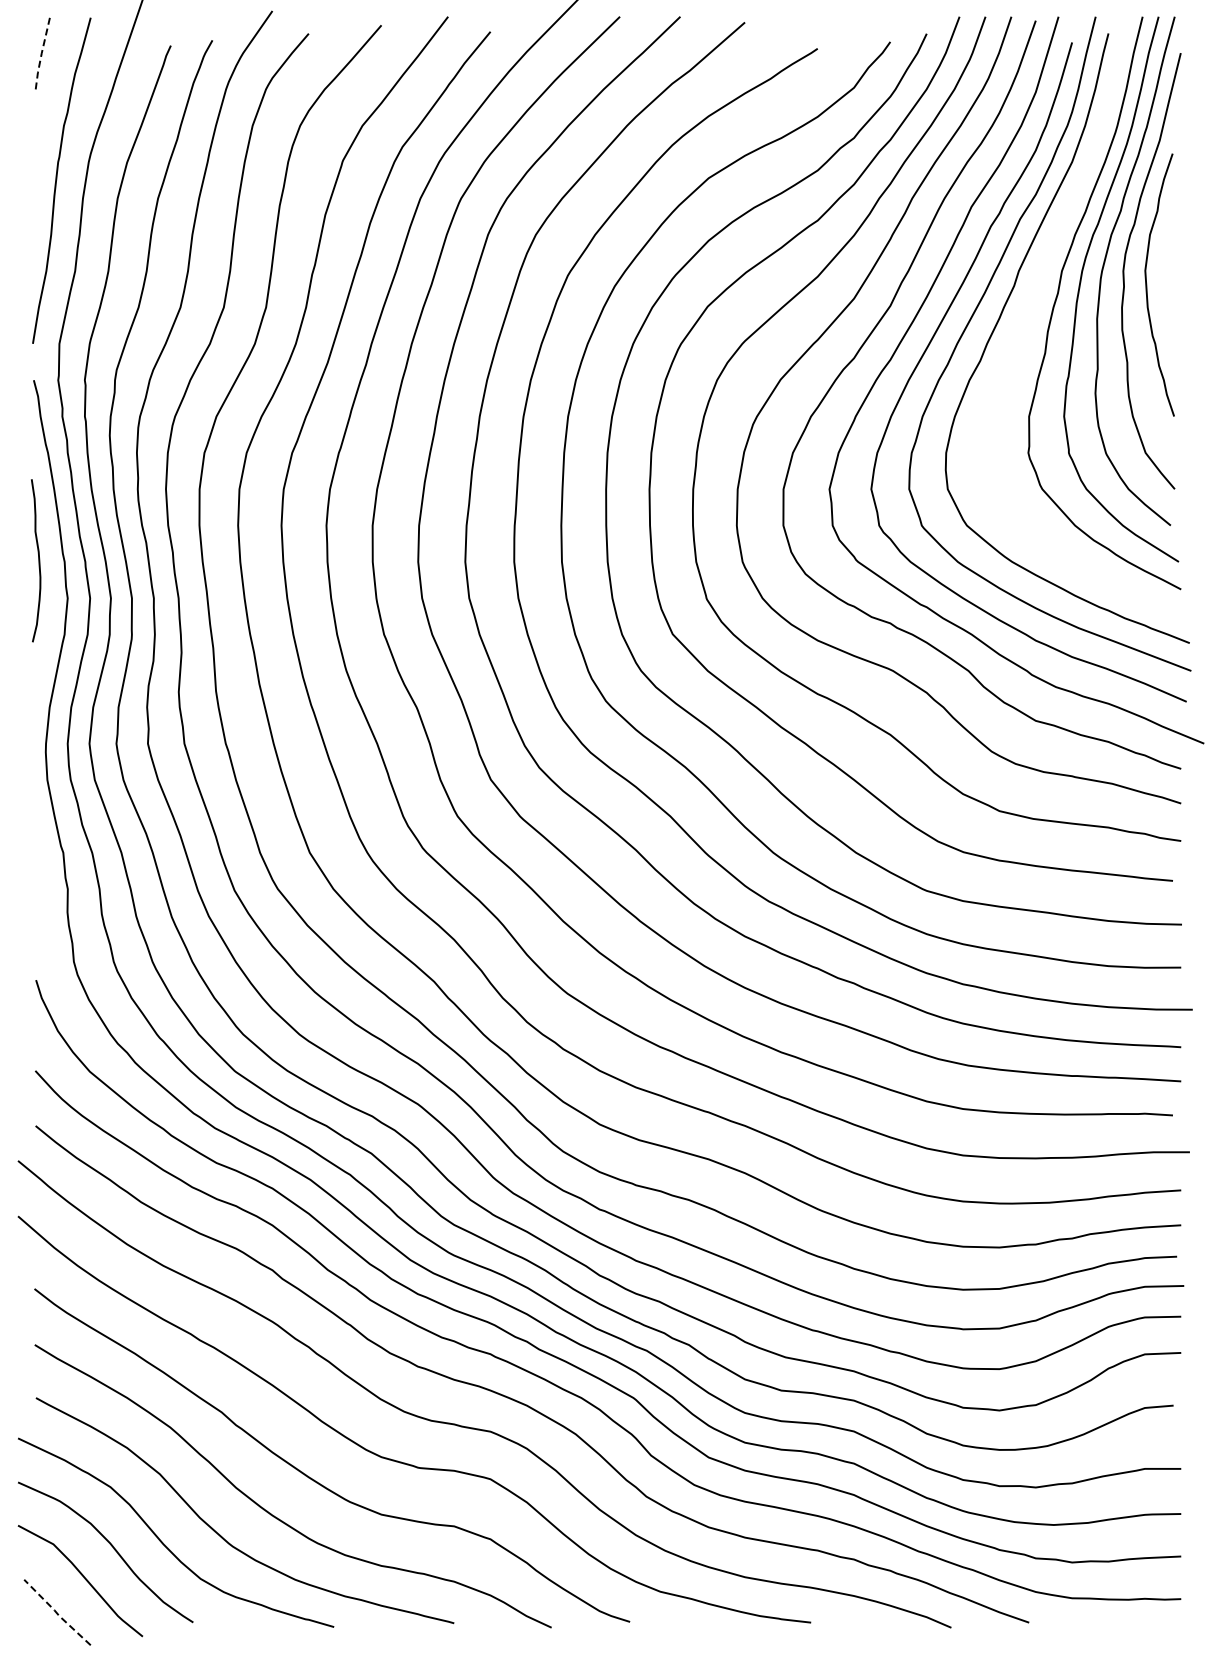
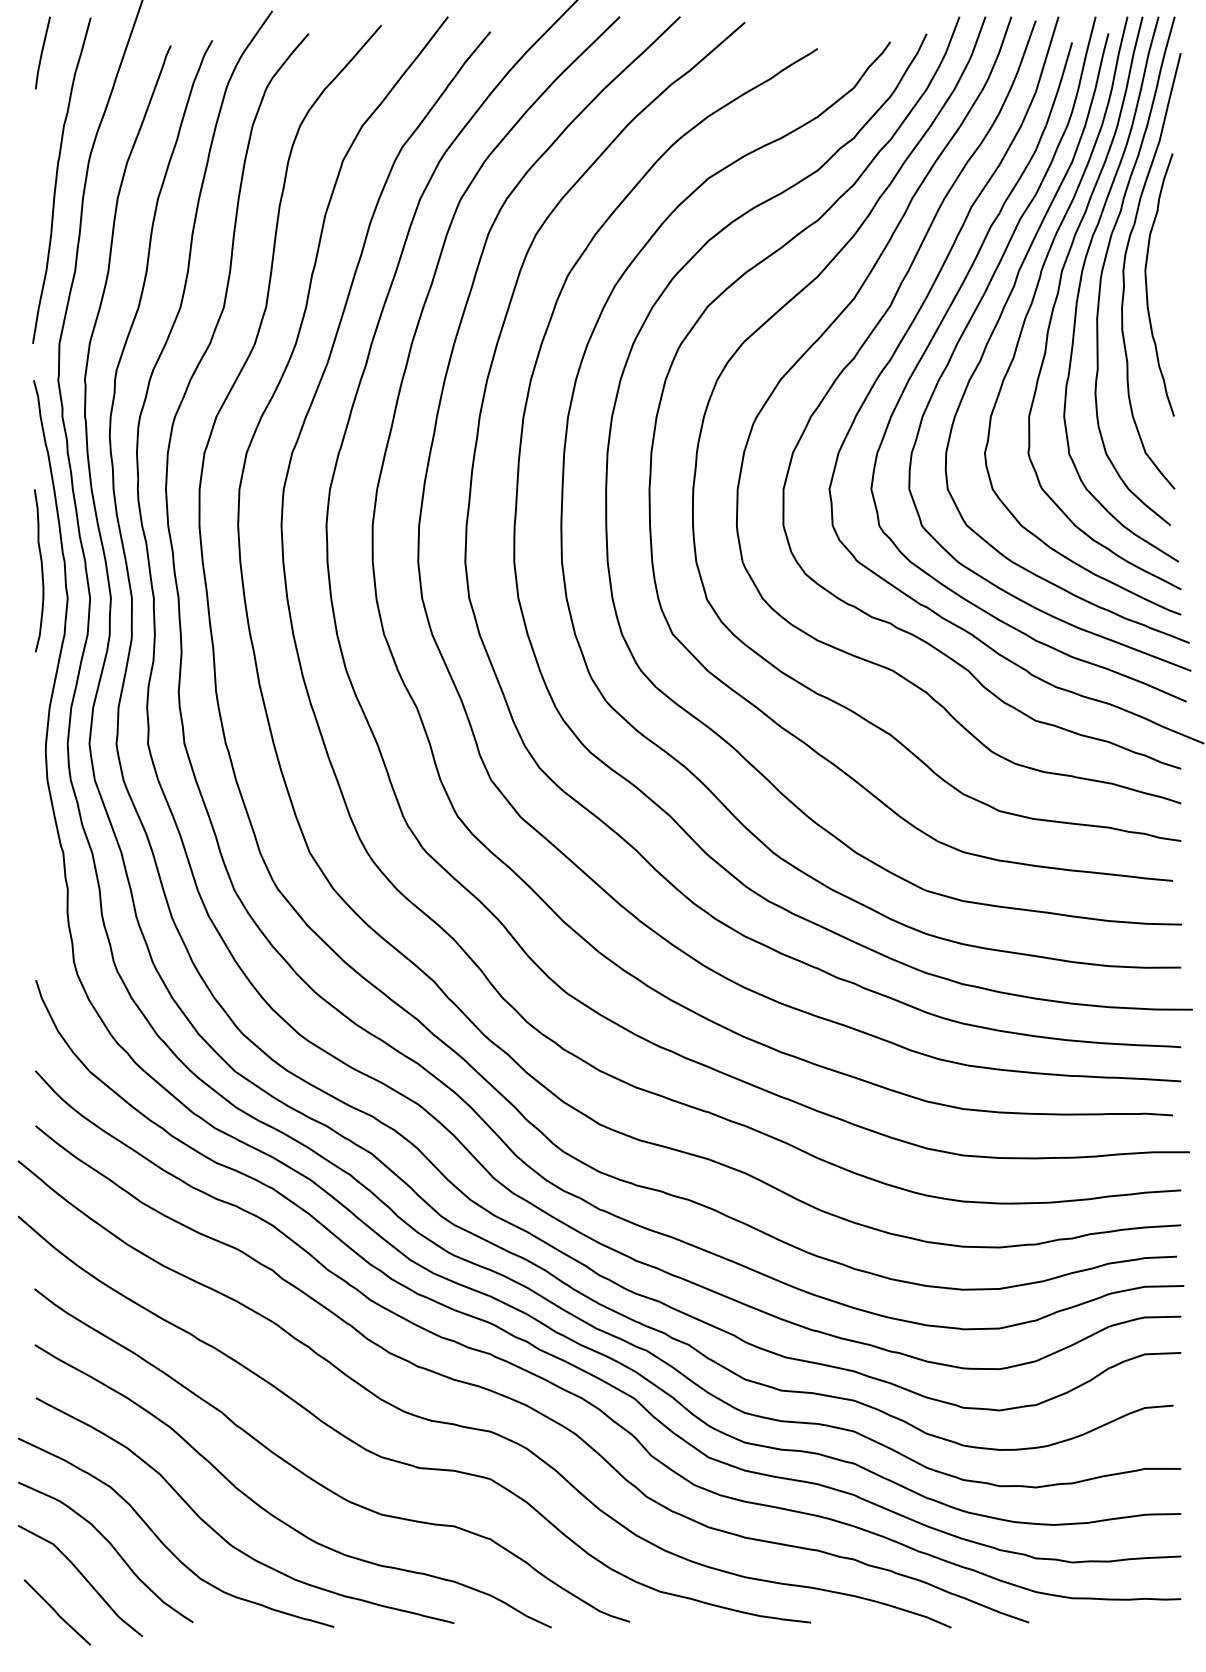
line: dashed -> solid (41, 53)
curve: none -> present (1034, 298)
curve position: (38, 560) -> (41, 570) (41, 570)
line: dashed -> solid (56, 1613)
